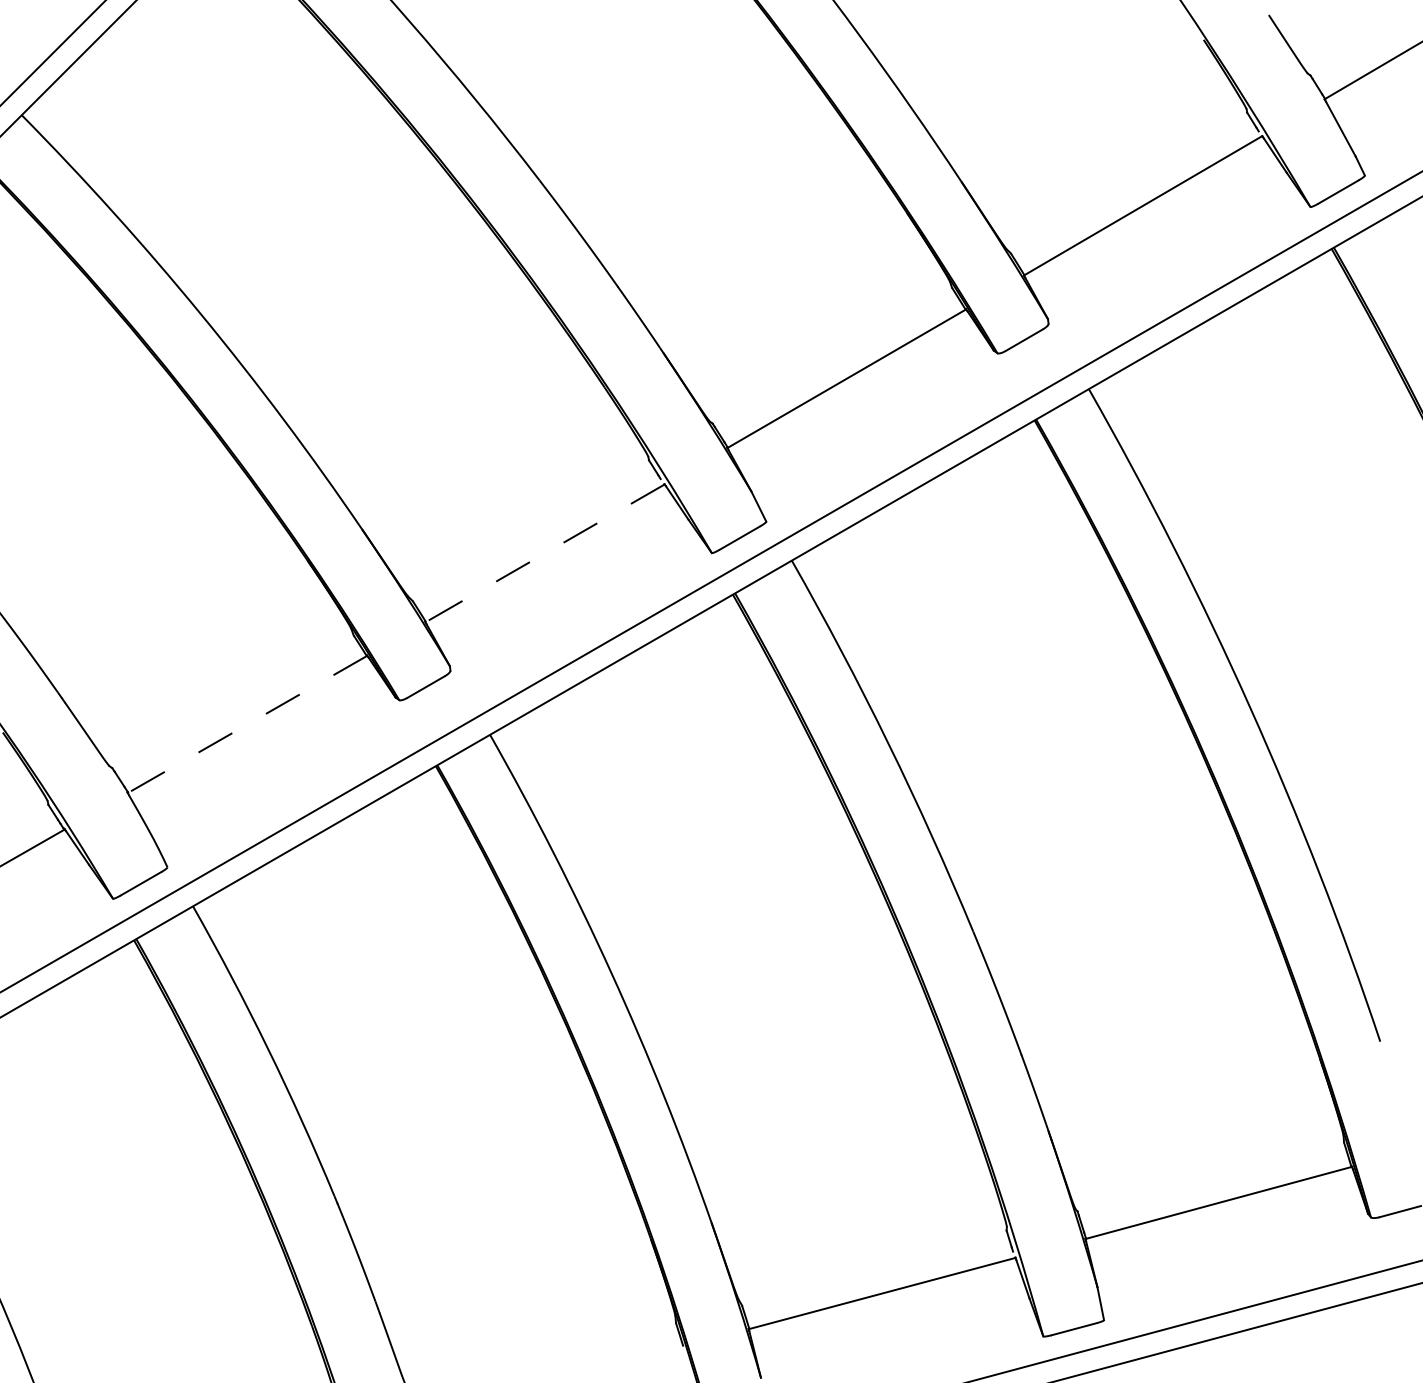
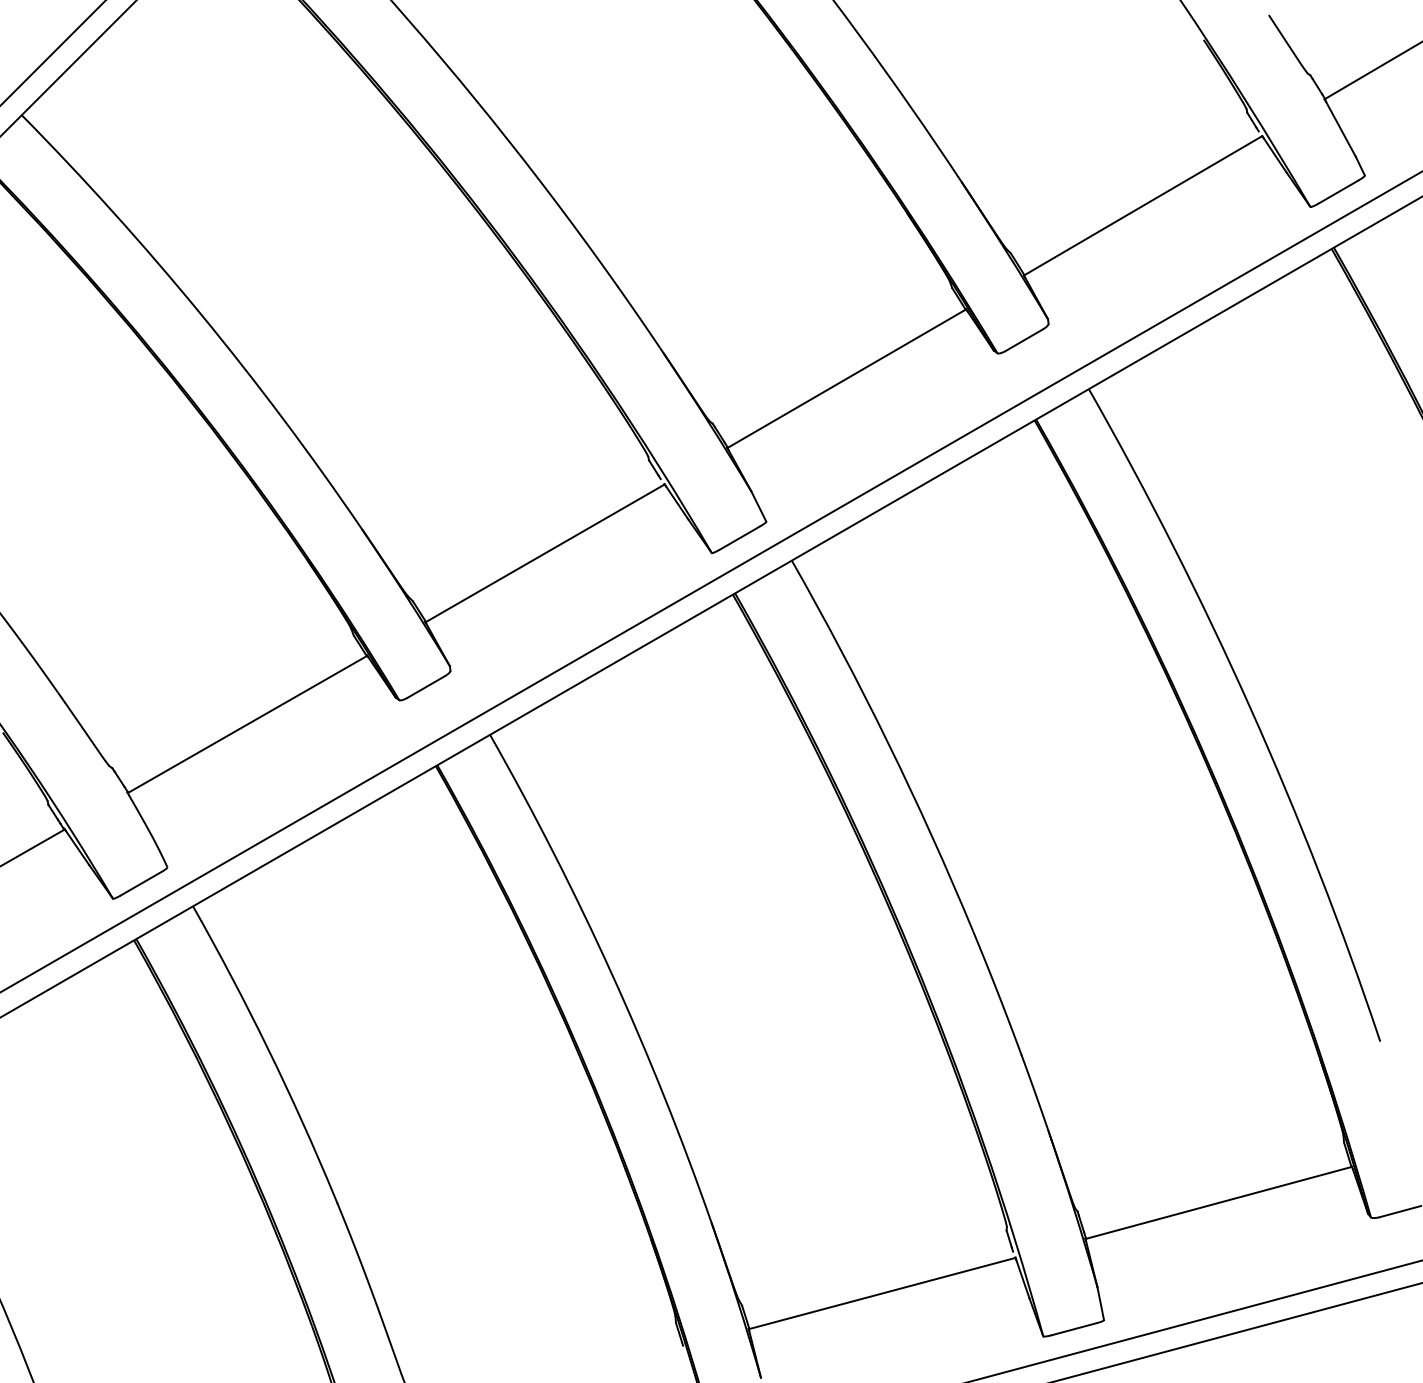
line: dashed -> solid (545, 553)
line: dashed -> solid (247, 724)
